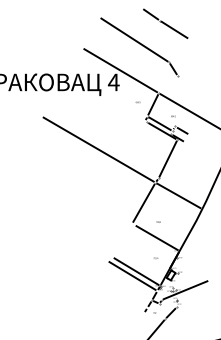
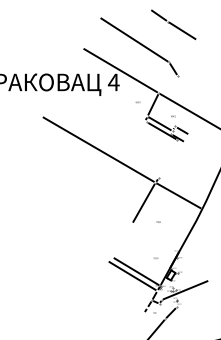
line position: (165, 23) -> (173, 24) (173, 24)
line: present -> none (167, 158)
line: present -> none (156, 238)
